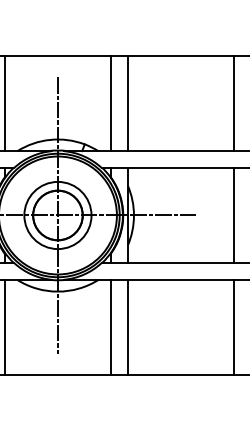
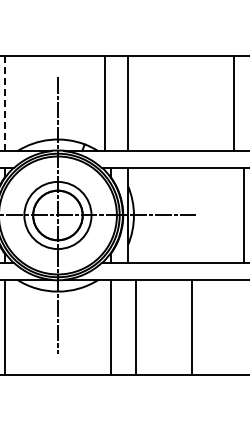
line: solid -> dashed (4, 103)
line position: (111, 103) -> (105, 103) (105, 103)
line position: (234, 215) -> (244, 215) (244, 215)
line position: (127, 326) -> (135, 326) (135, 326)
line position: (234, 326) -> (192, 326) (192, 326)
